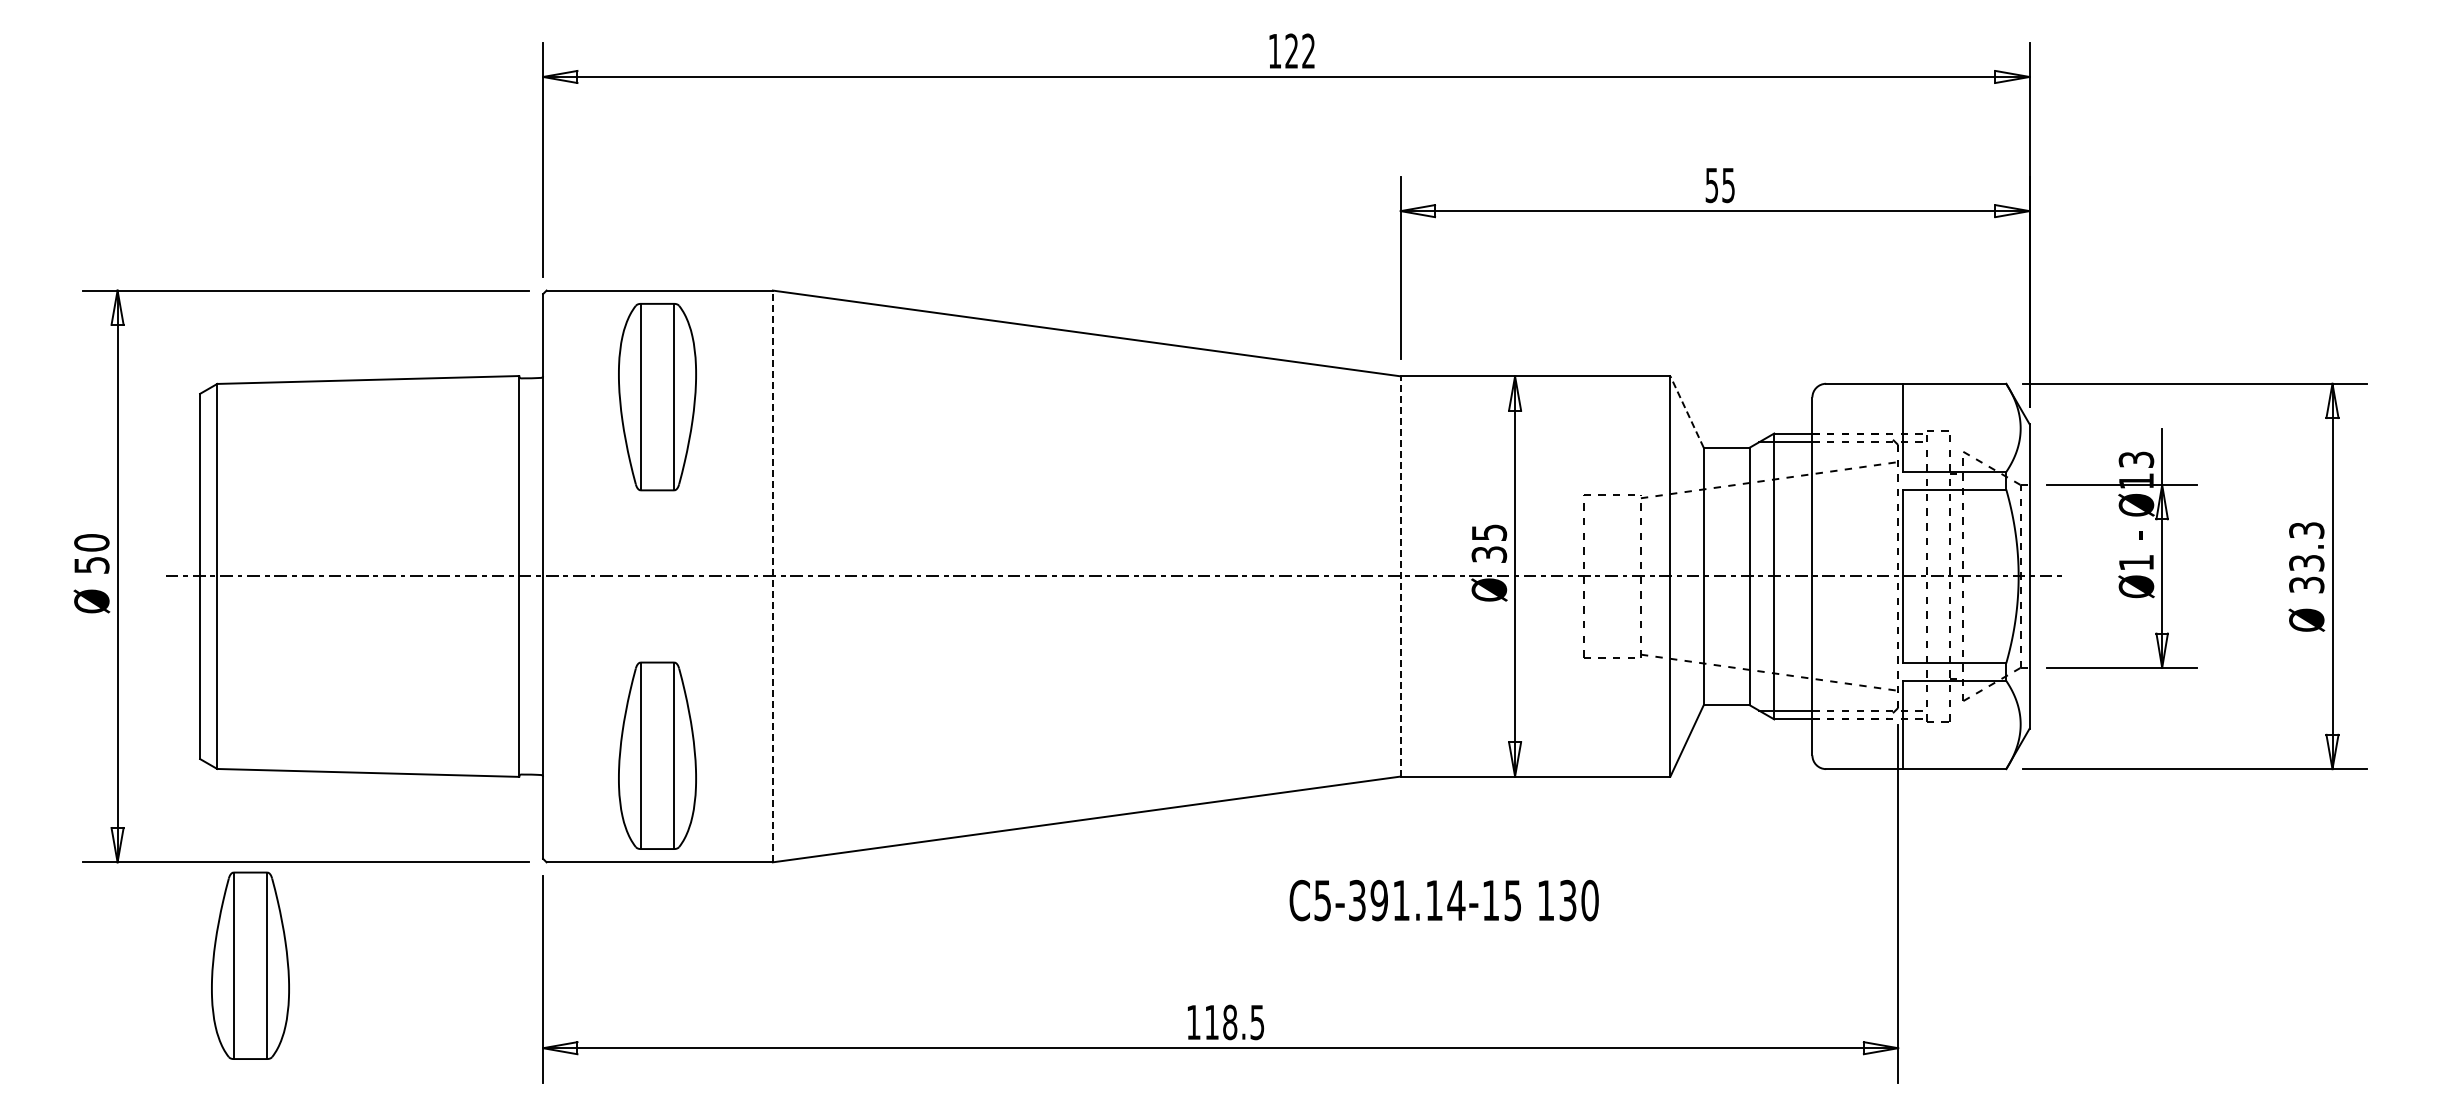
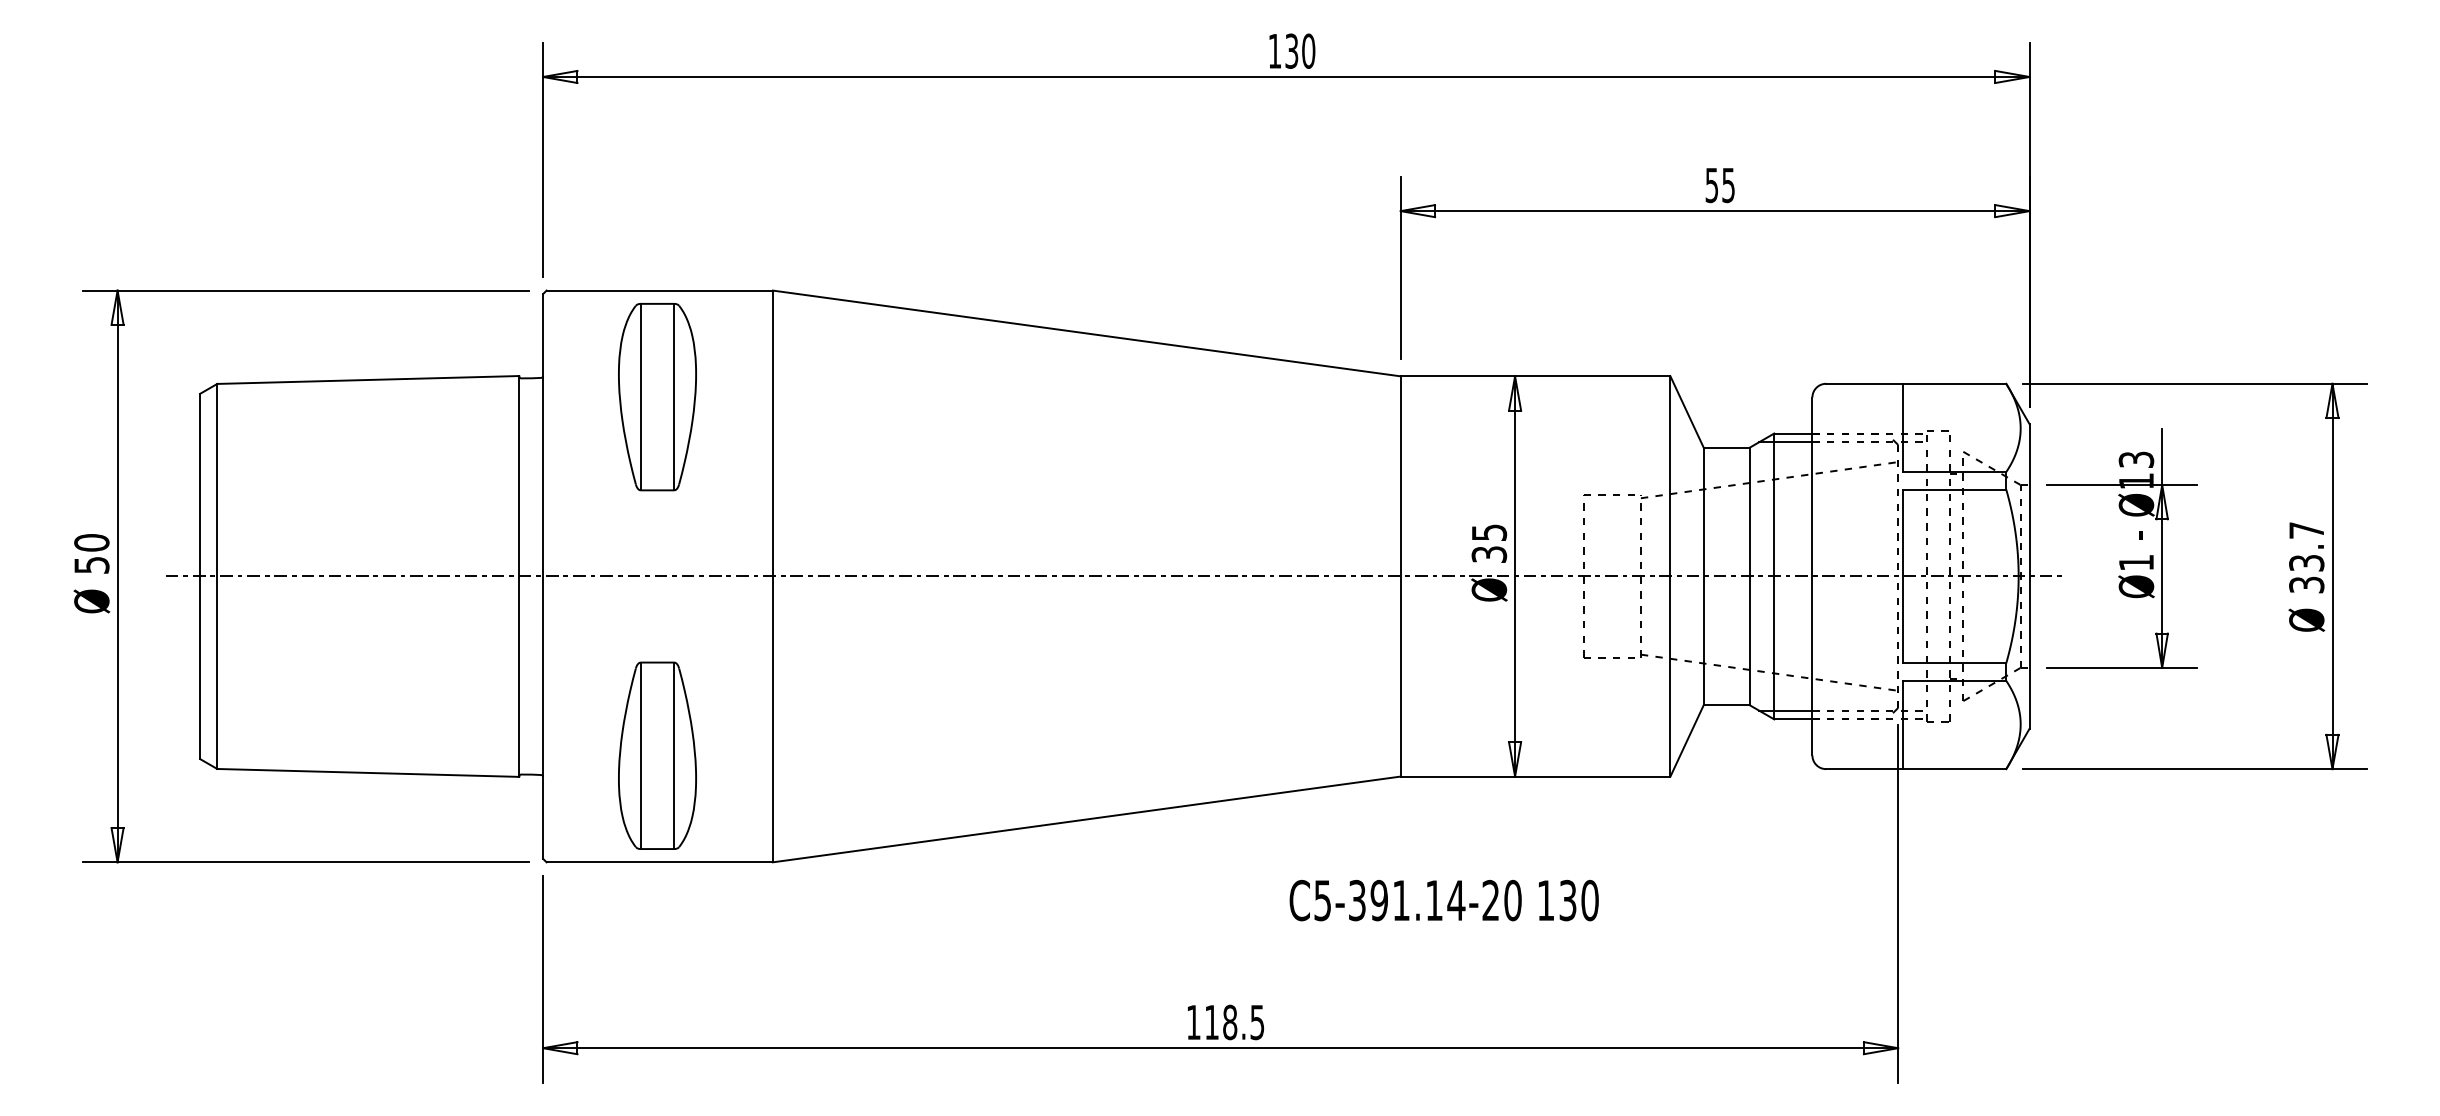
text: 122 -> 130 (1300, 50)
line: dashed -> solid (1686, 411)
text: 33.3 -> 33.7 (2306, 530)
line: dashed -> solid (1400, 575)
line: dashed -> solid (772, 576)
text: C5-391.14-15 -> C5-391.14-20 (1501, 900)
part: present -> none (250, 965)
